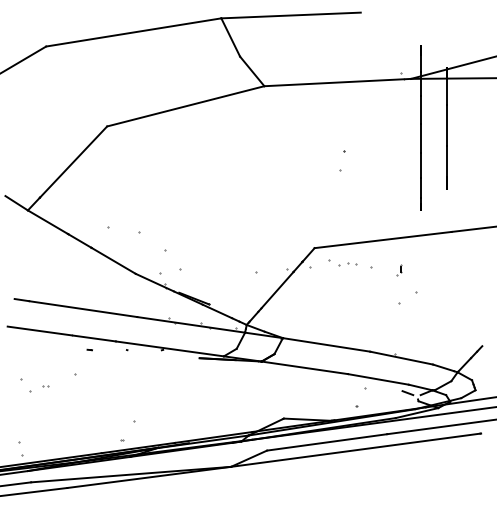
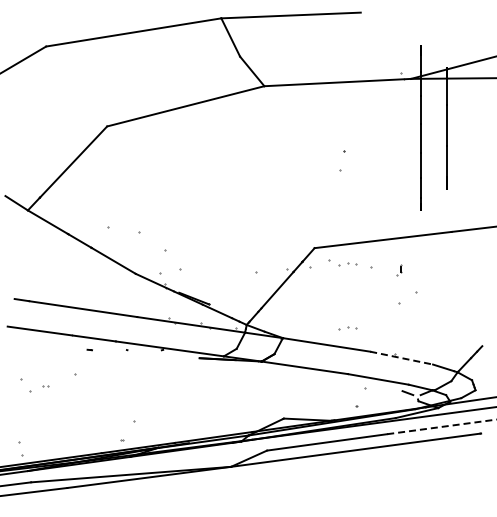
part: none -> present (347, 328)
line: solid -> dashed (402, 358)
line: solid -> dashed (441, 426)
